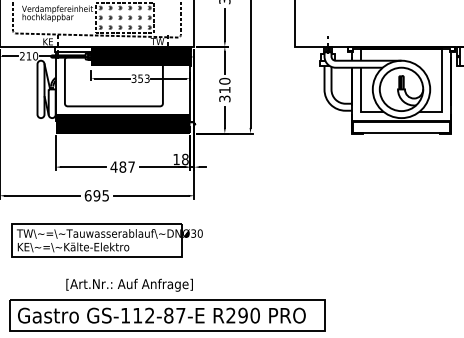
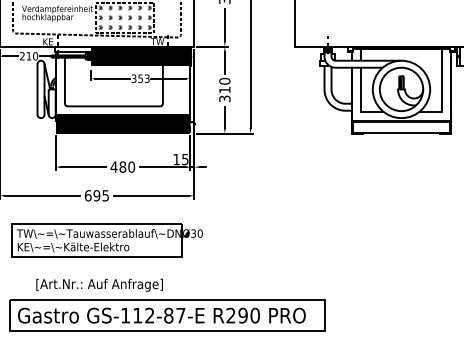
text: 18 -> 15 (185, 159)
text: 487 -> 480 (131, 166)
text position: (129, 284) -> (99, 284) (99, 284)
